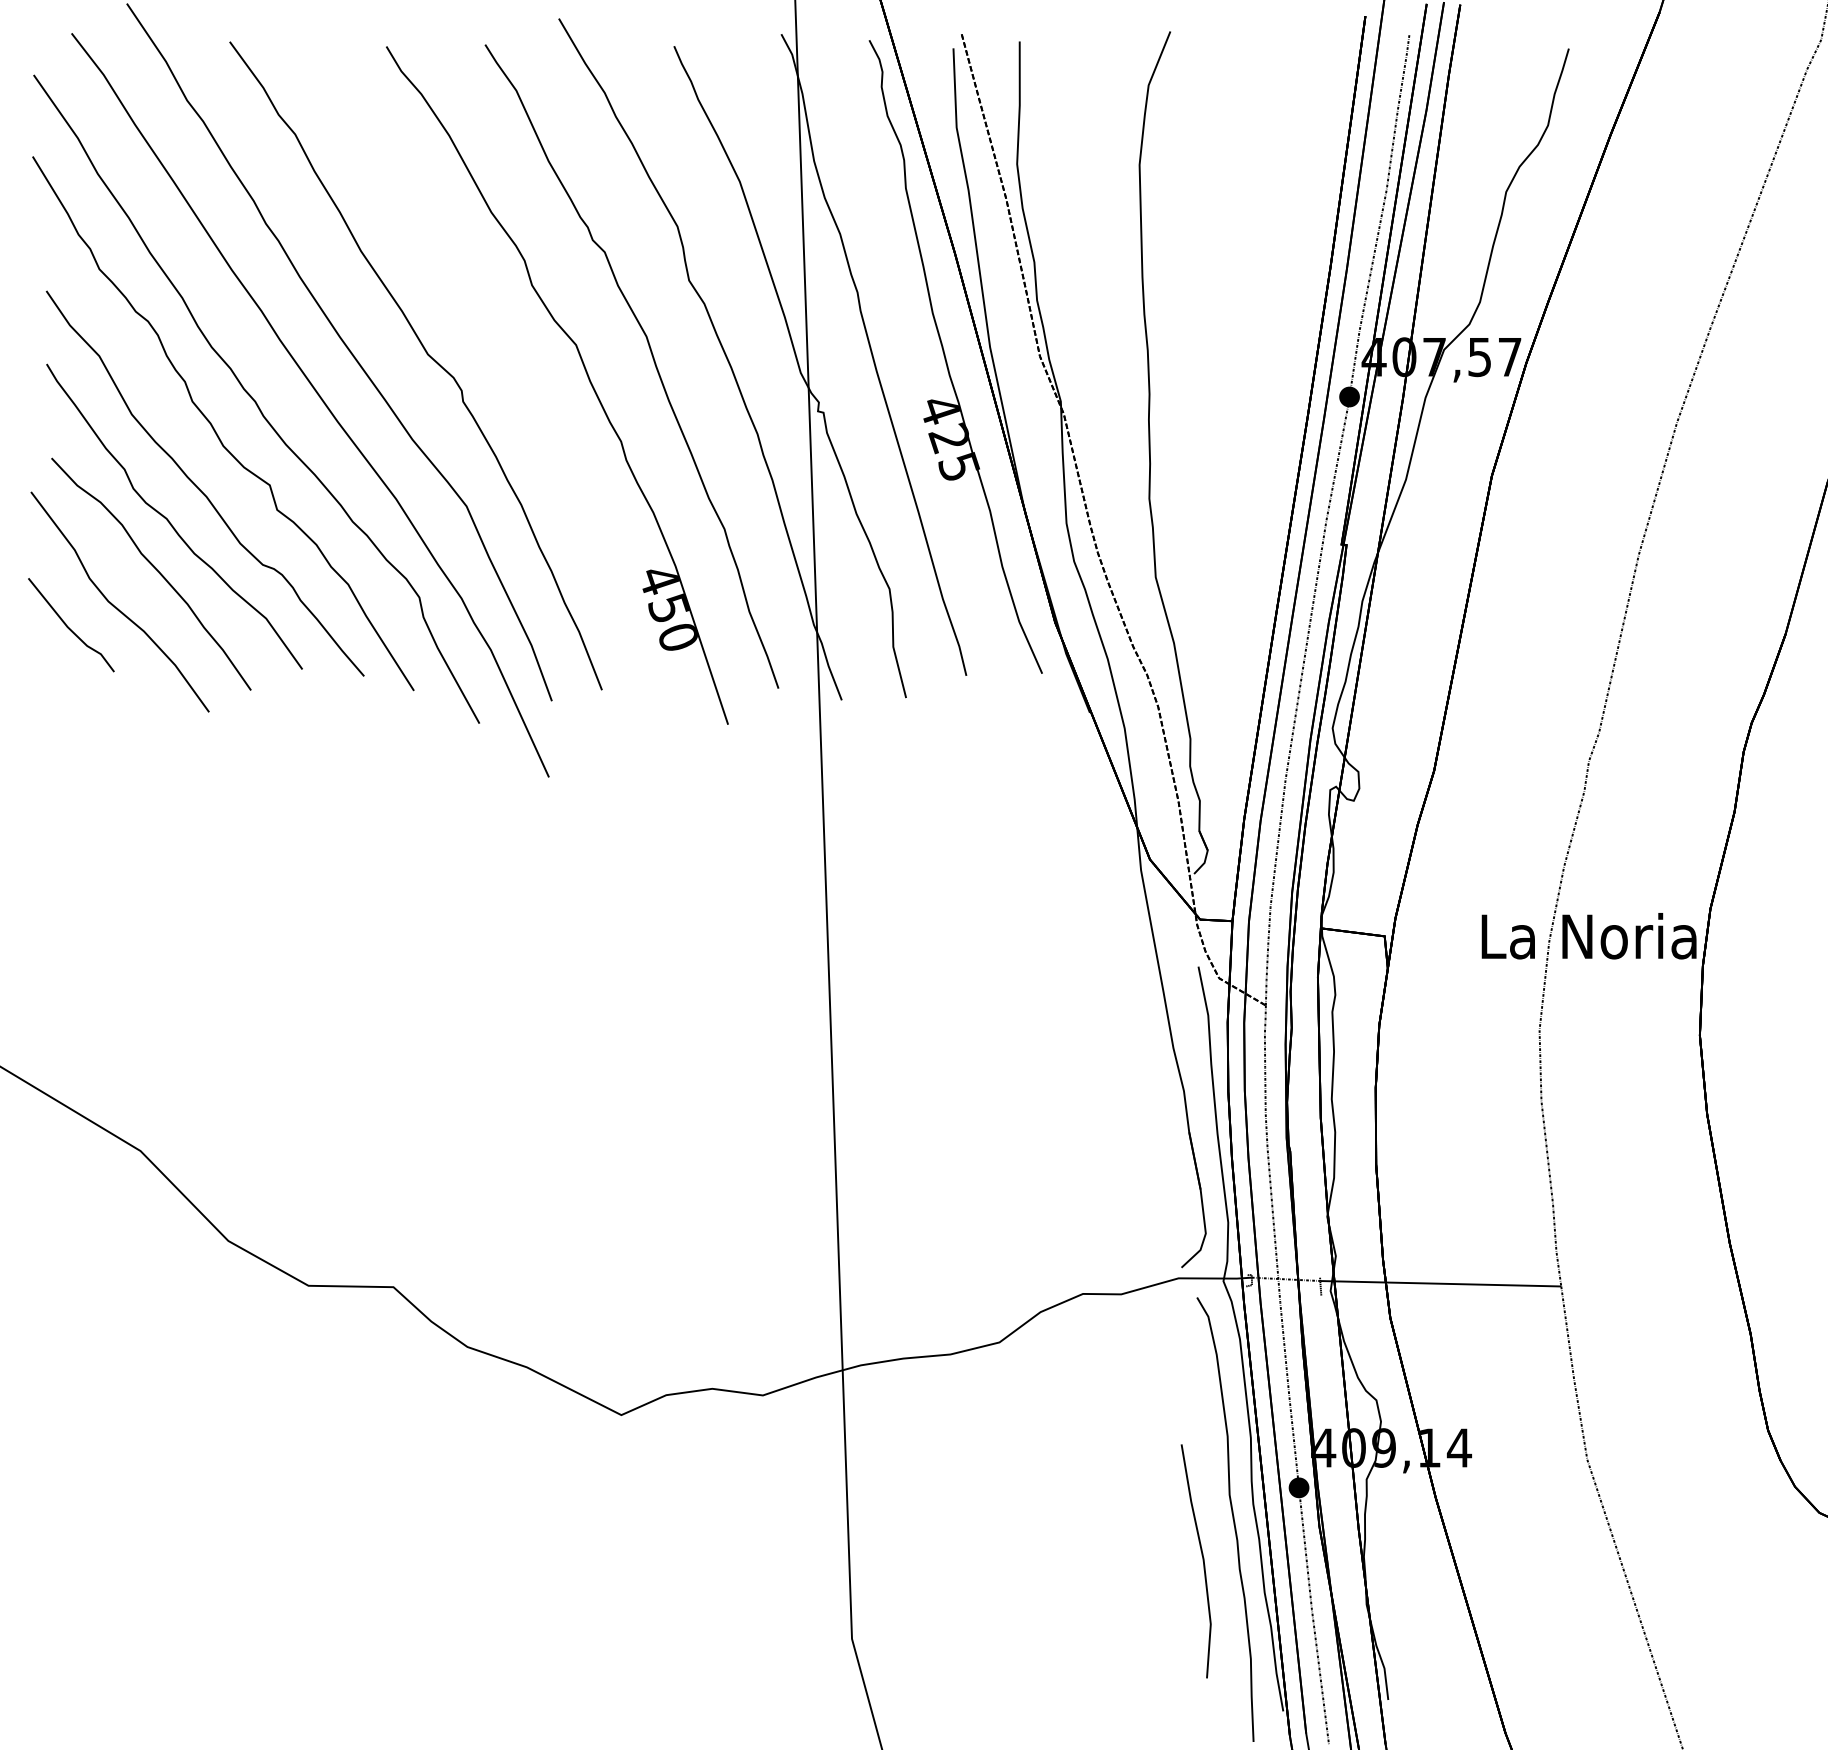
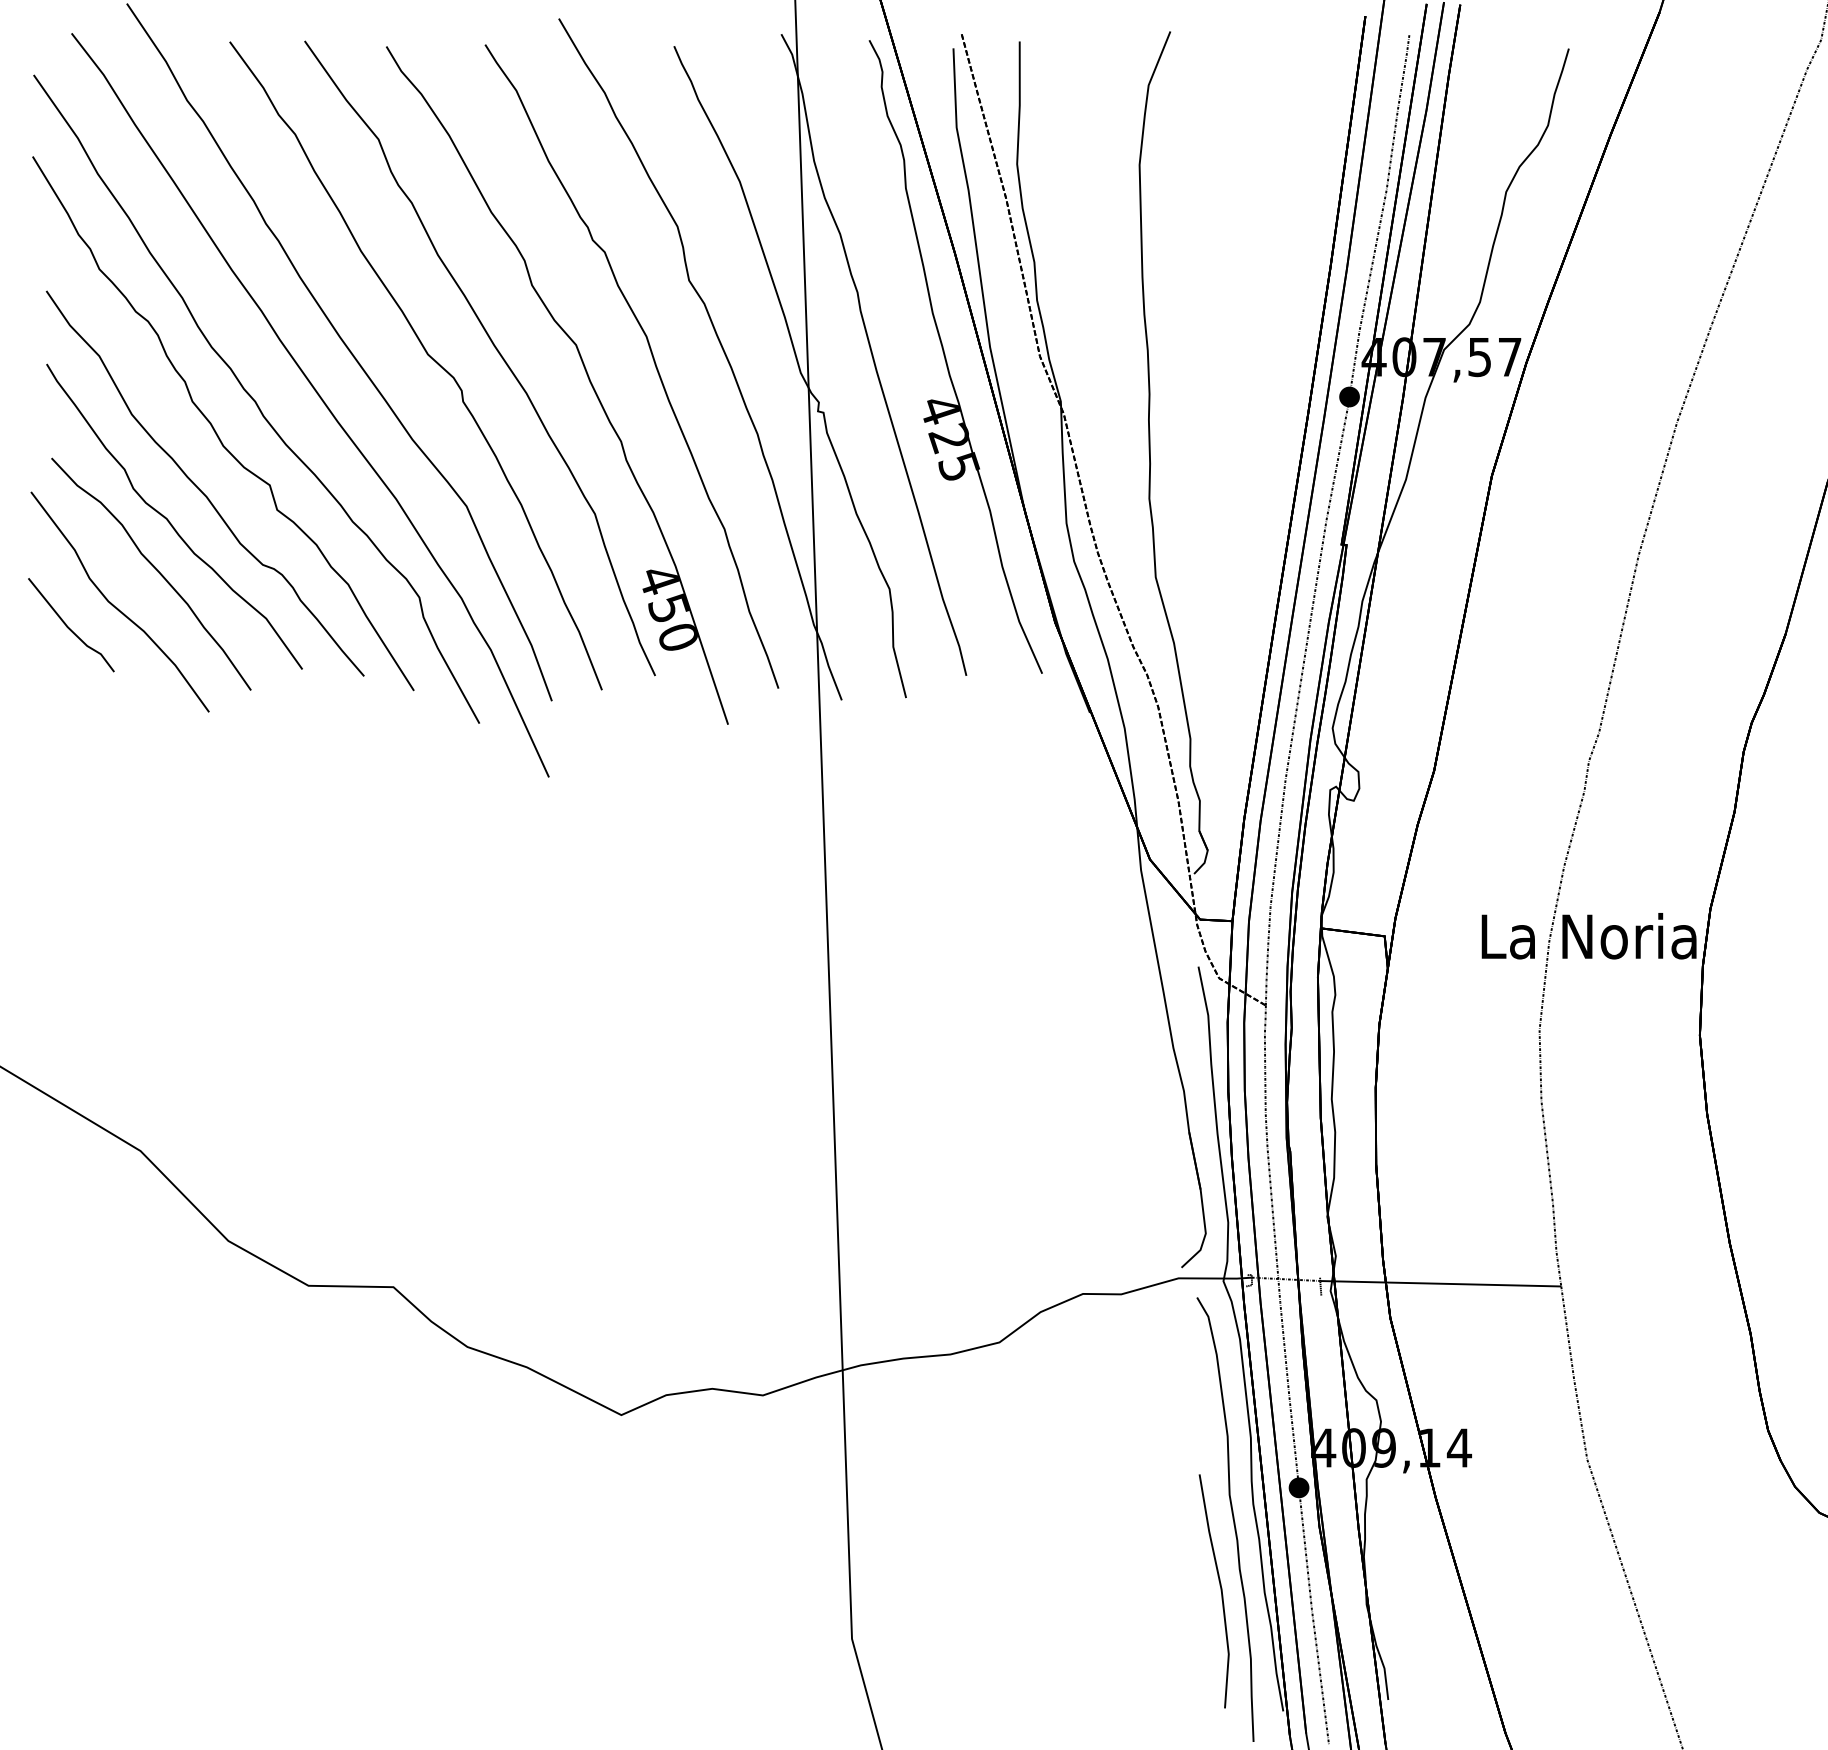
part: none -> present (495, 349)
line position: (1202, 1561) -> (1220, 1591) (1220, 1591)
